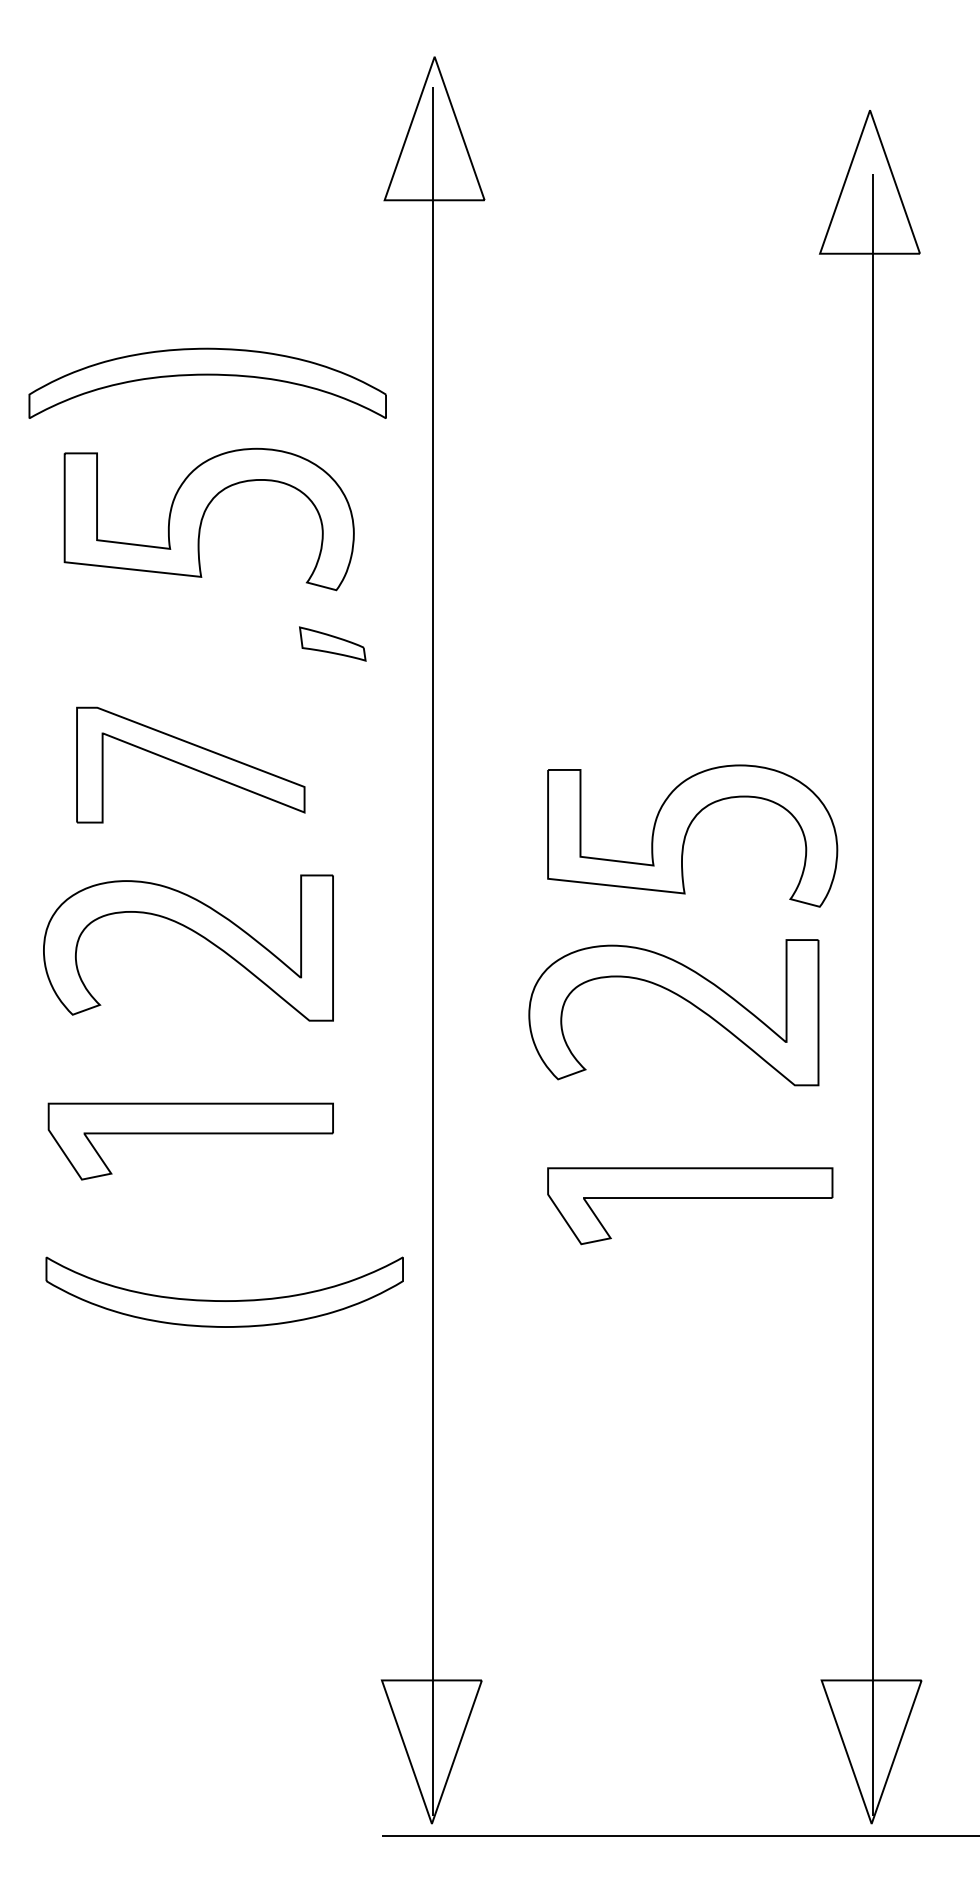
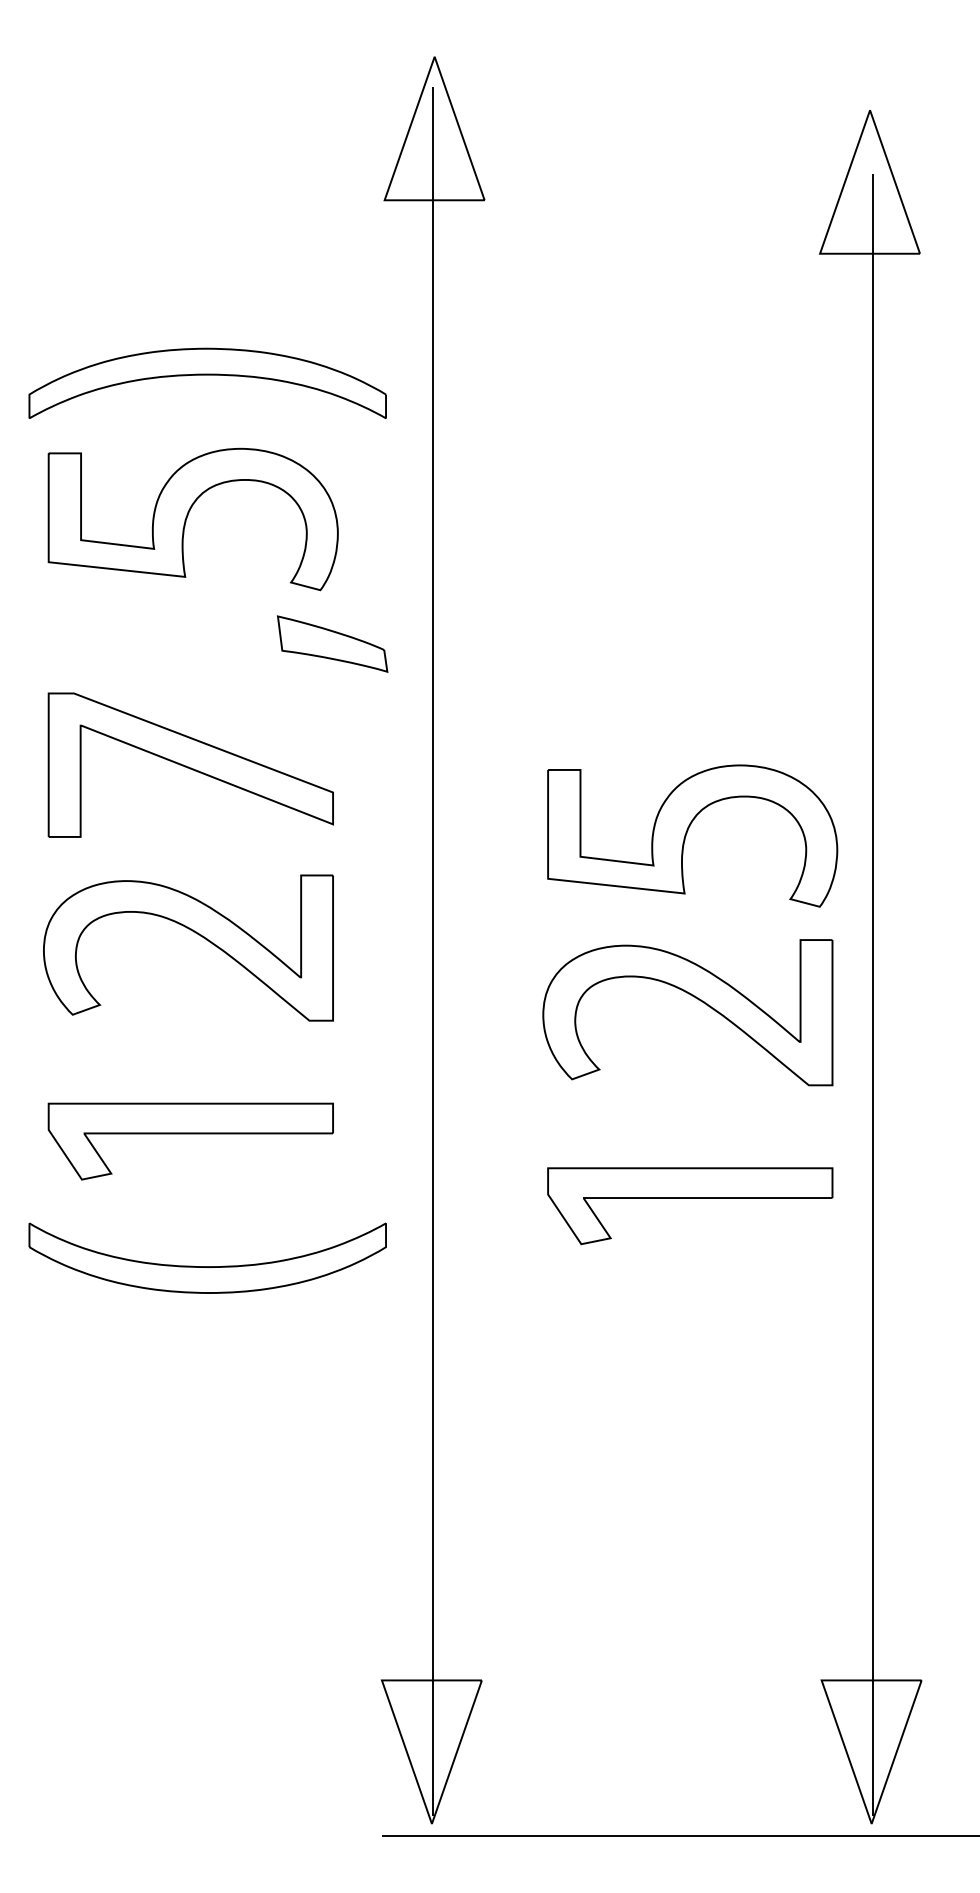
part position: (208, 519) -> (192, 519) (192, 519)
part size: 68x36 px -> 112x58 px (332, 643)
part size: 230x118 px -> 287x146 px (190, 764)
part position: (681, 998) -> (695, 998) (695, 998)
part position: (224, 1300) -> (207, 1266) (207, 1266)
